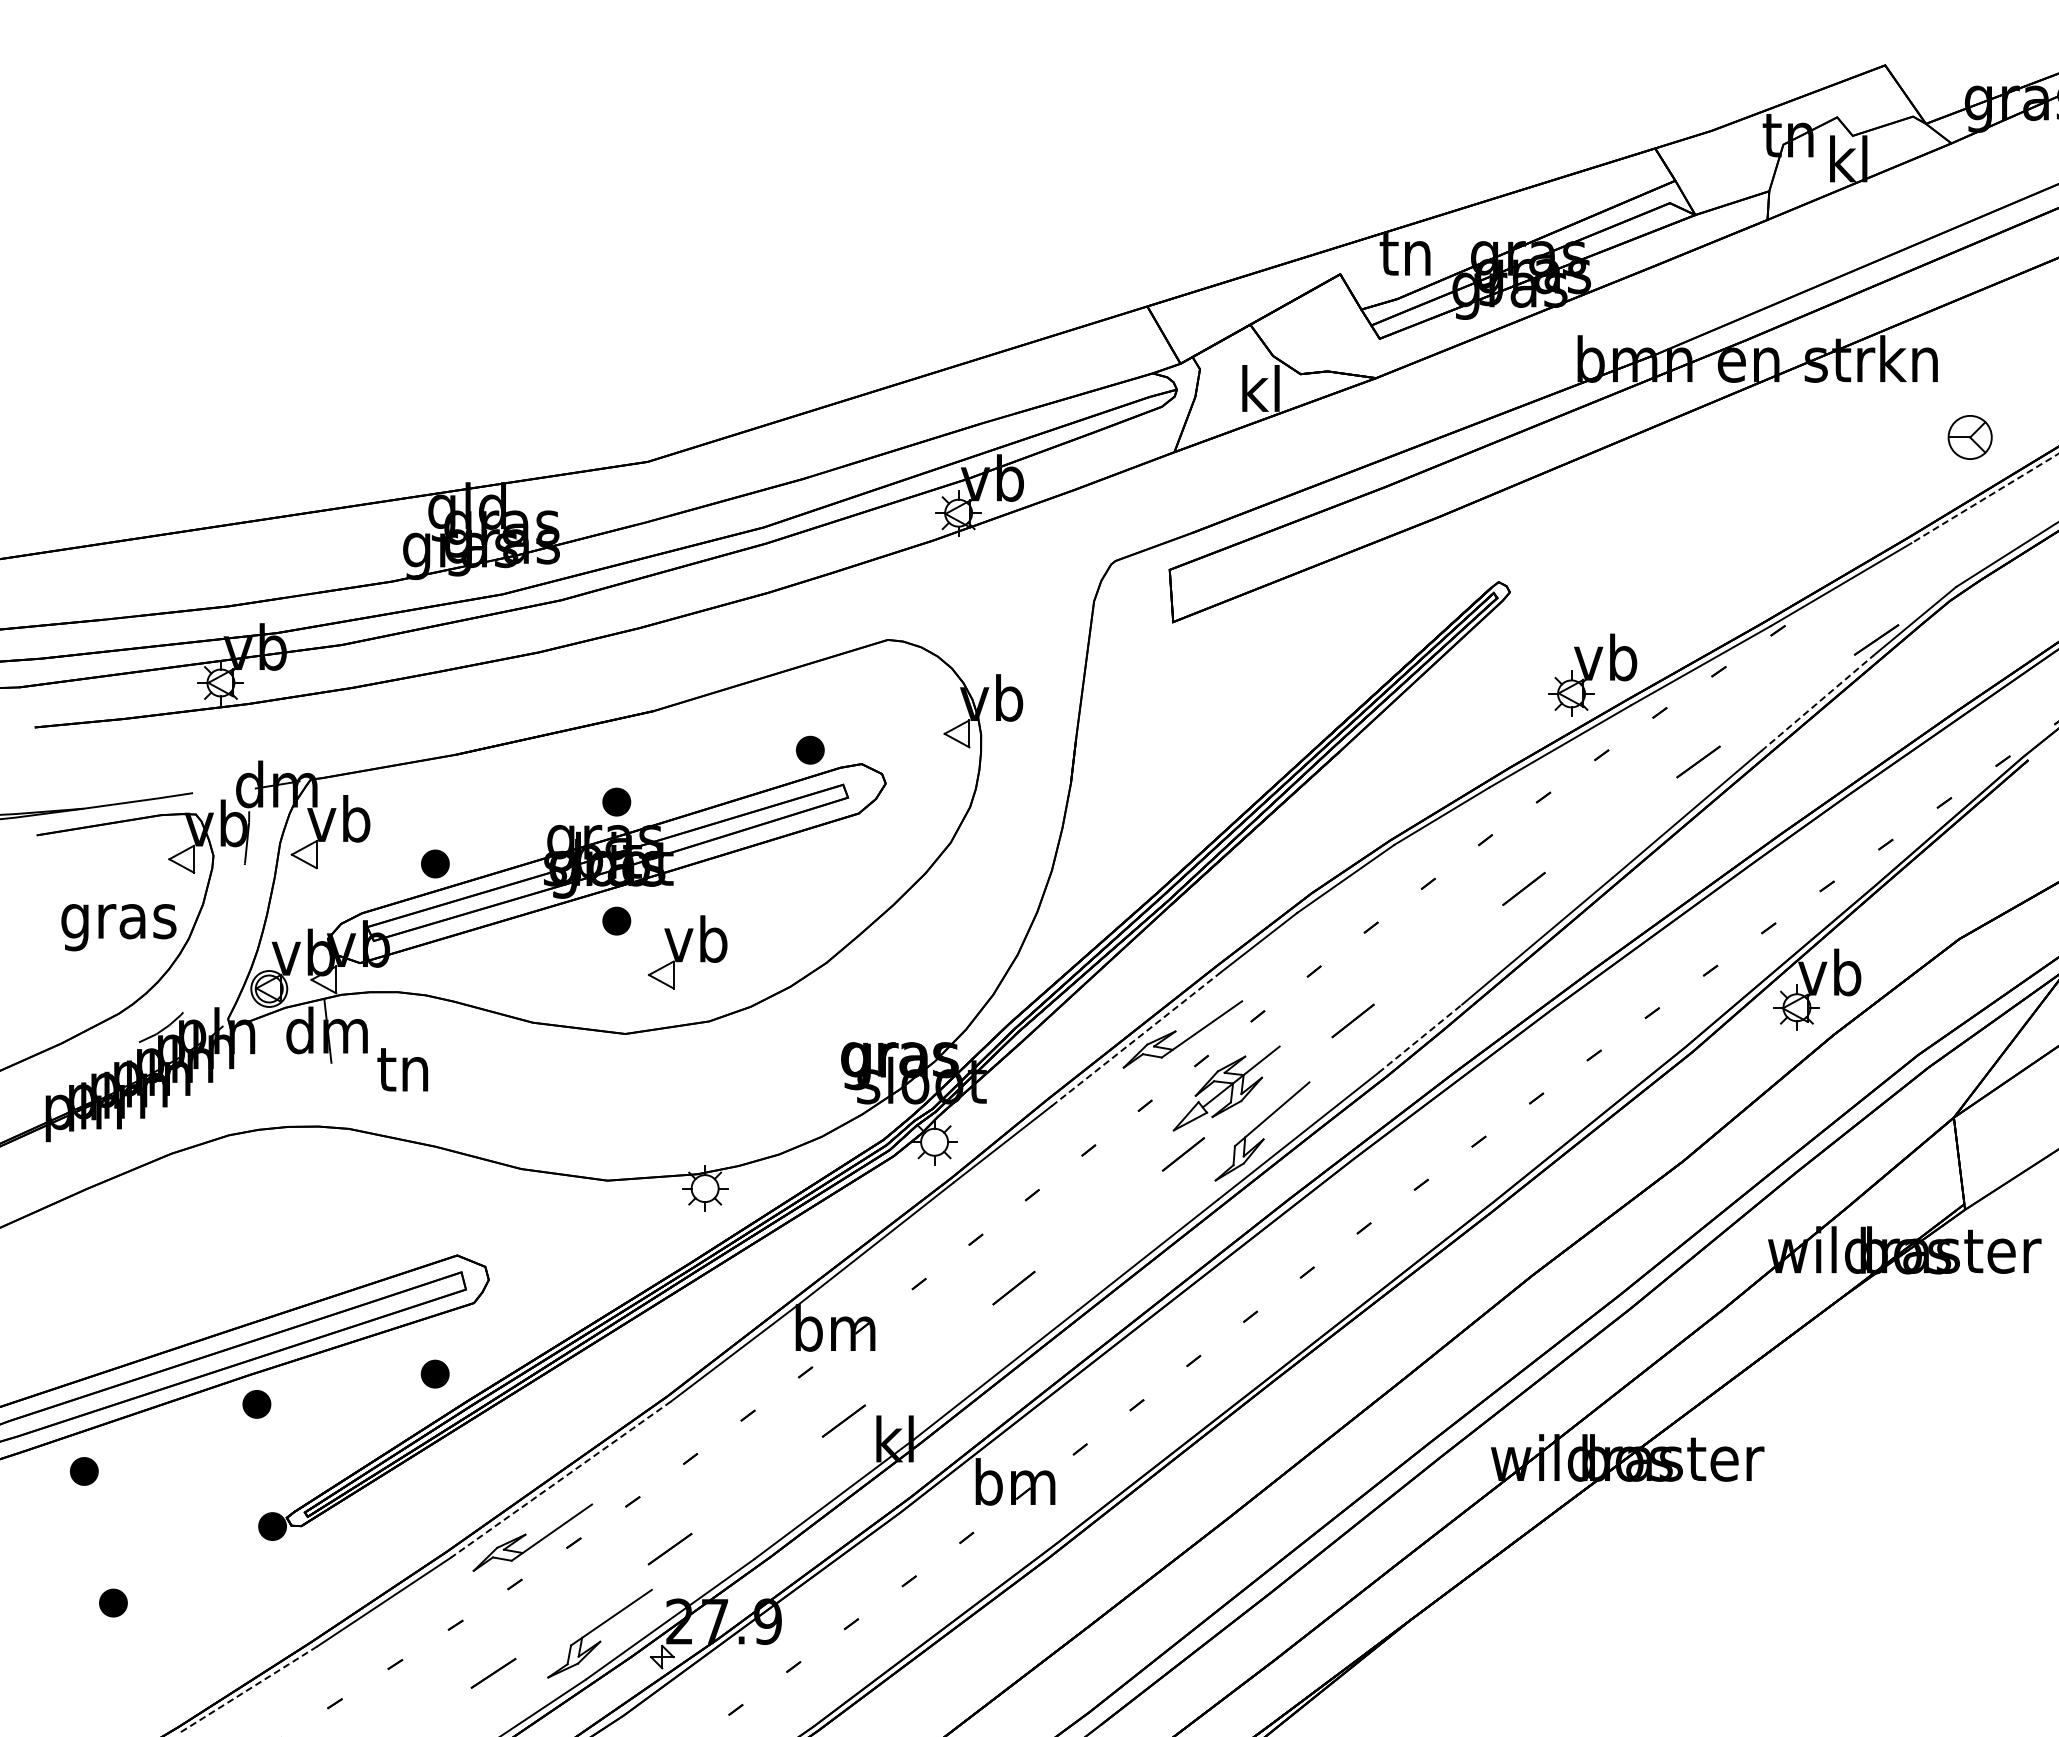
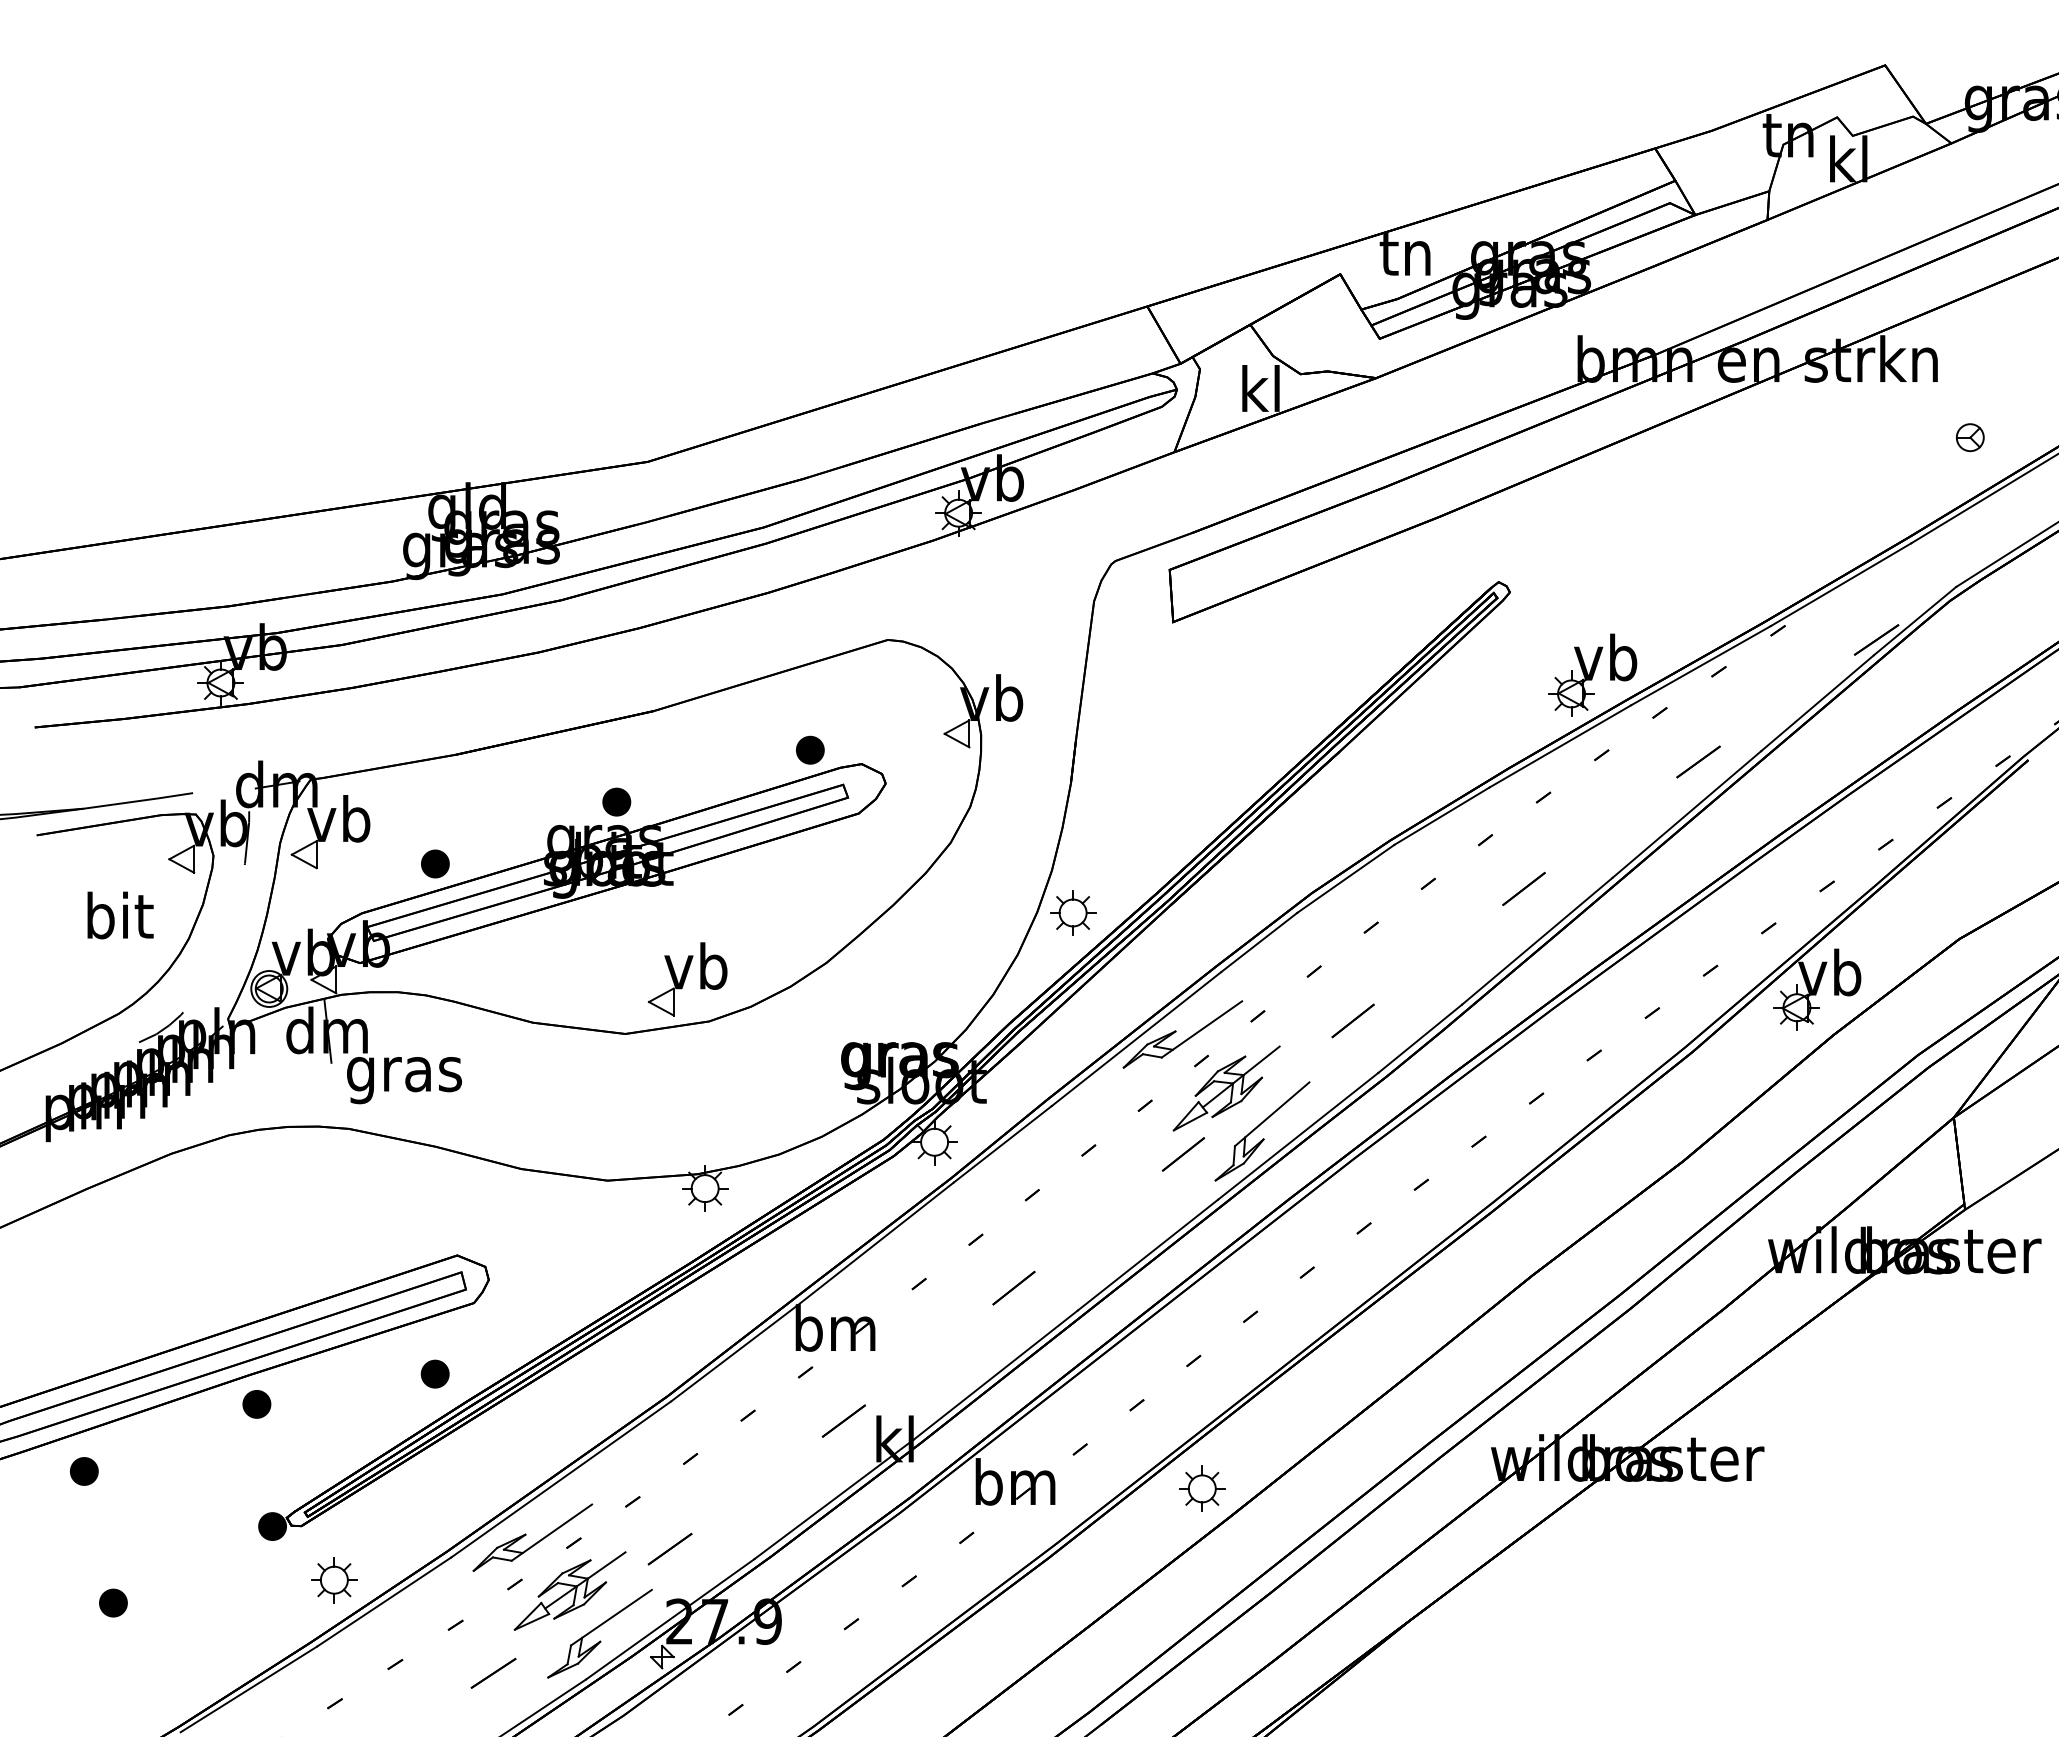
part size: 46x45 px -> 29x30 px (1970, 437)
line: dashed -> solid (1984, 498)
line: dashed -> solid (1817, 703)
part: none -> present (1073, 912)
part: present -> none (616, 920)
text: gras -> bit (118, 921)
part position: (687, 952) -> (687, 979) (687, 979)
line: dashed -> solid (1420, 1038)
line: dashed -> solid (1136, 1039)
text: tn -> gras (404, 1076)
line: dashed -> solid (561, 1479)
part: none -> present (1202, 1488)
part: none -> present (334, 1580)
part: none -> present (569, 1590)
line: dashed -> solid (248, 1689)
